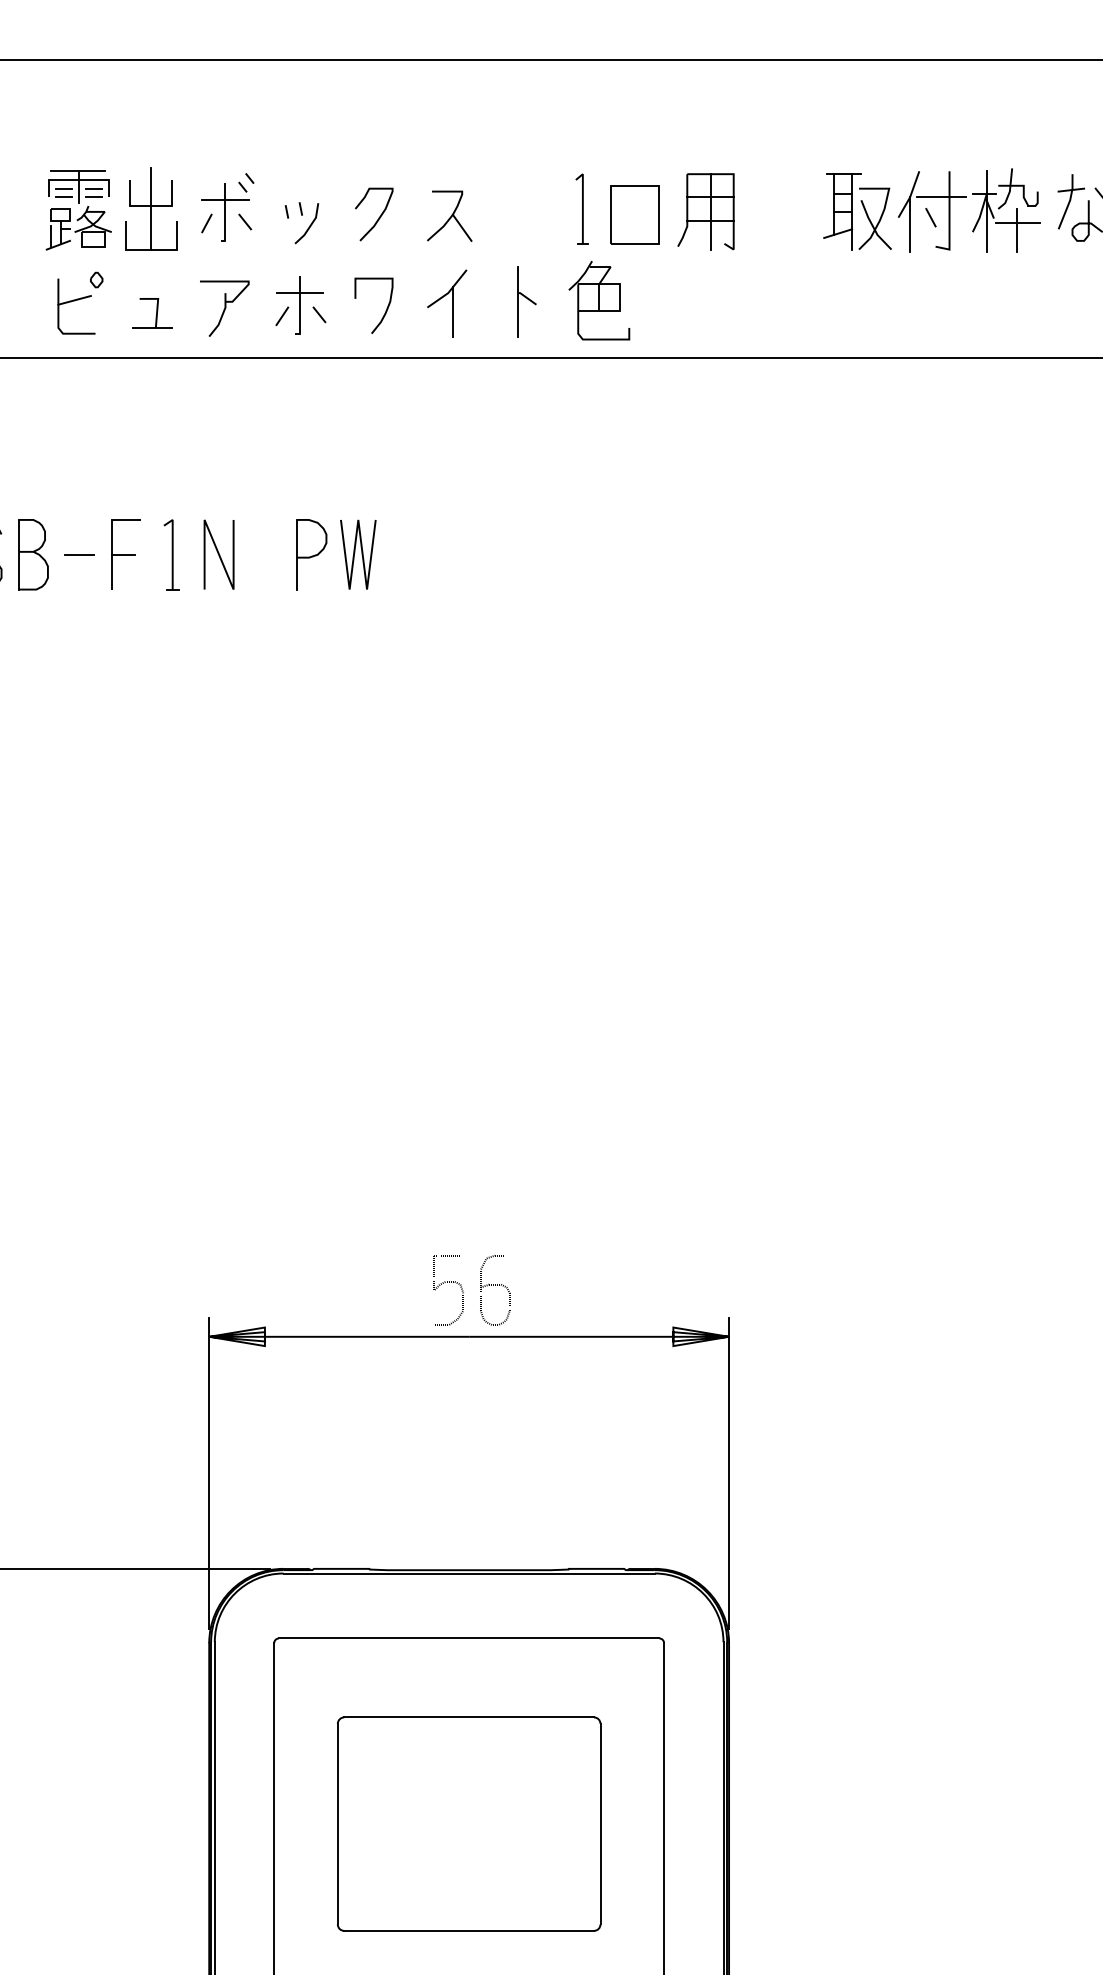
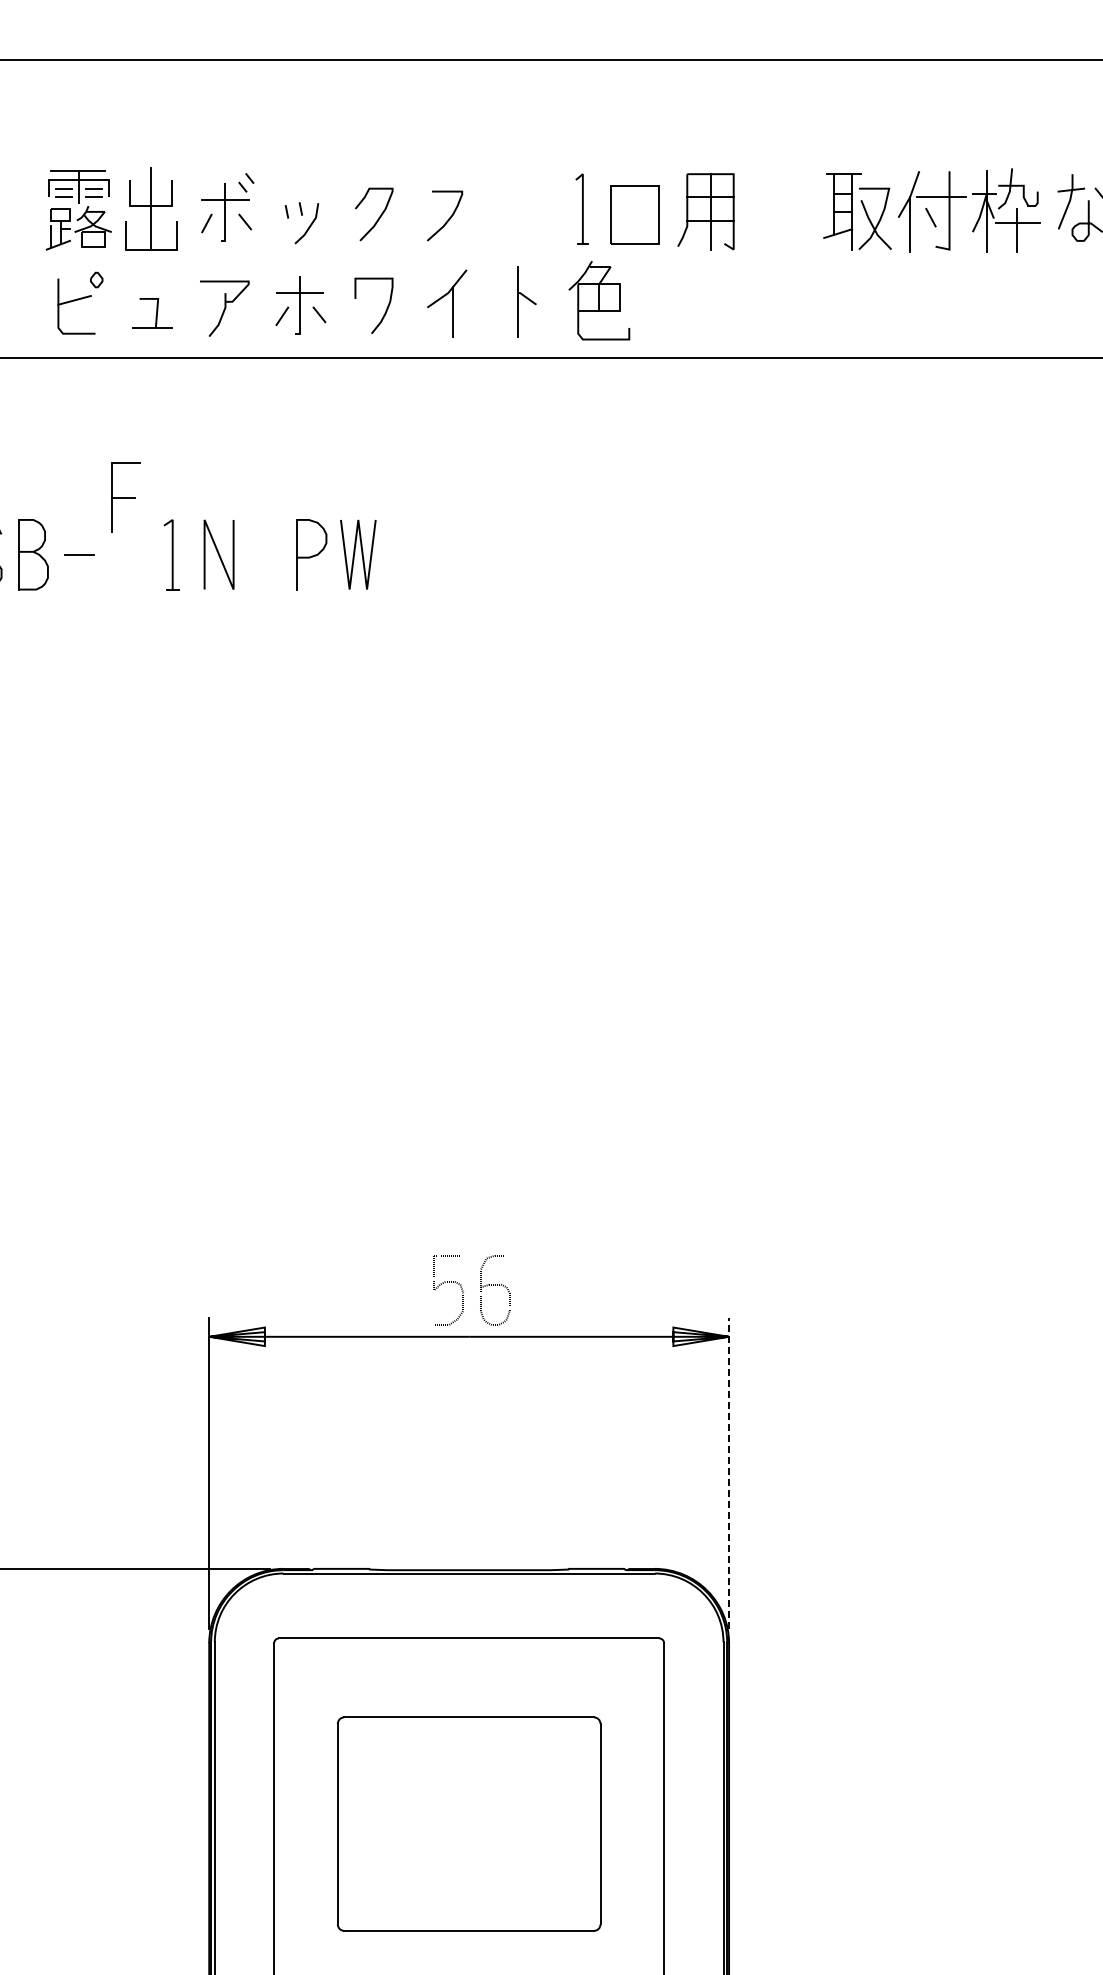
line: present -> none (461, 227)
part position: (125, 554) -> (125, 497) (125, 497)
line: solid -> dashed (729, 1473)
